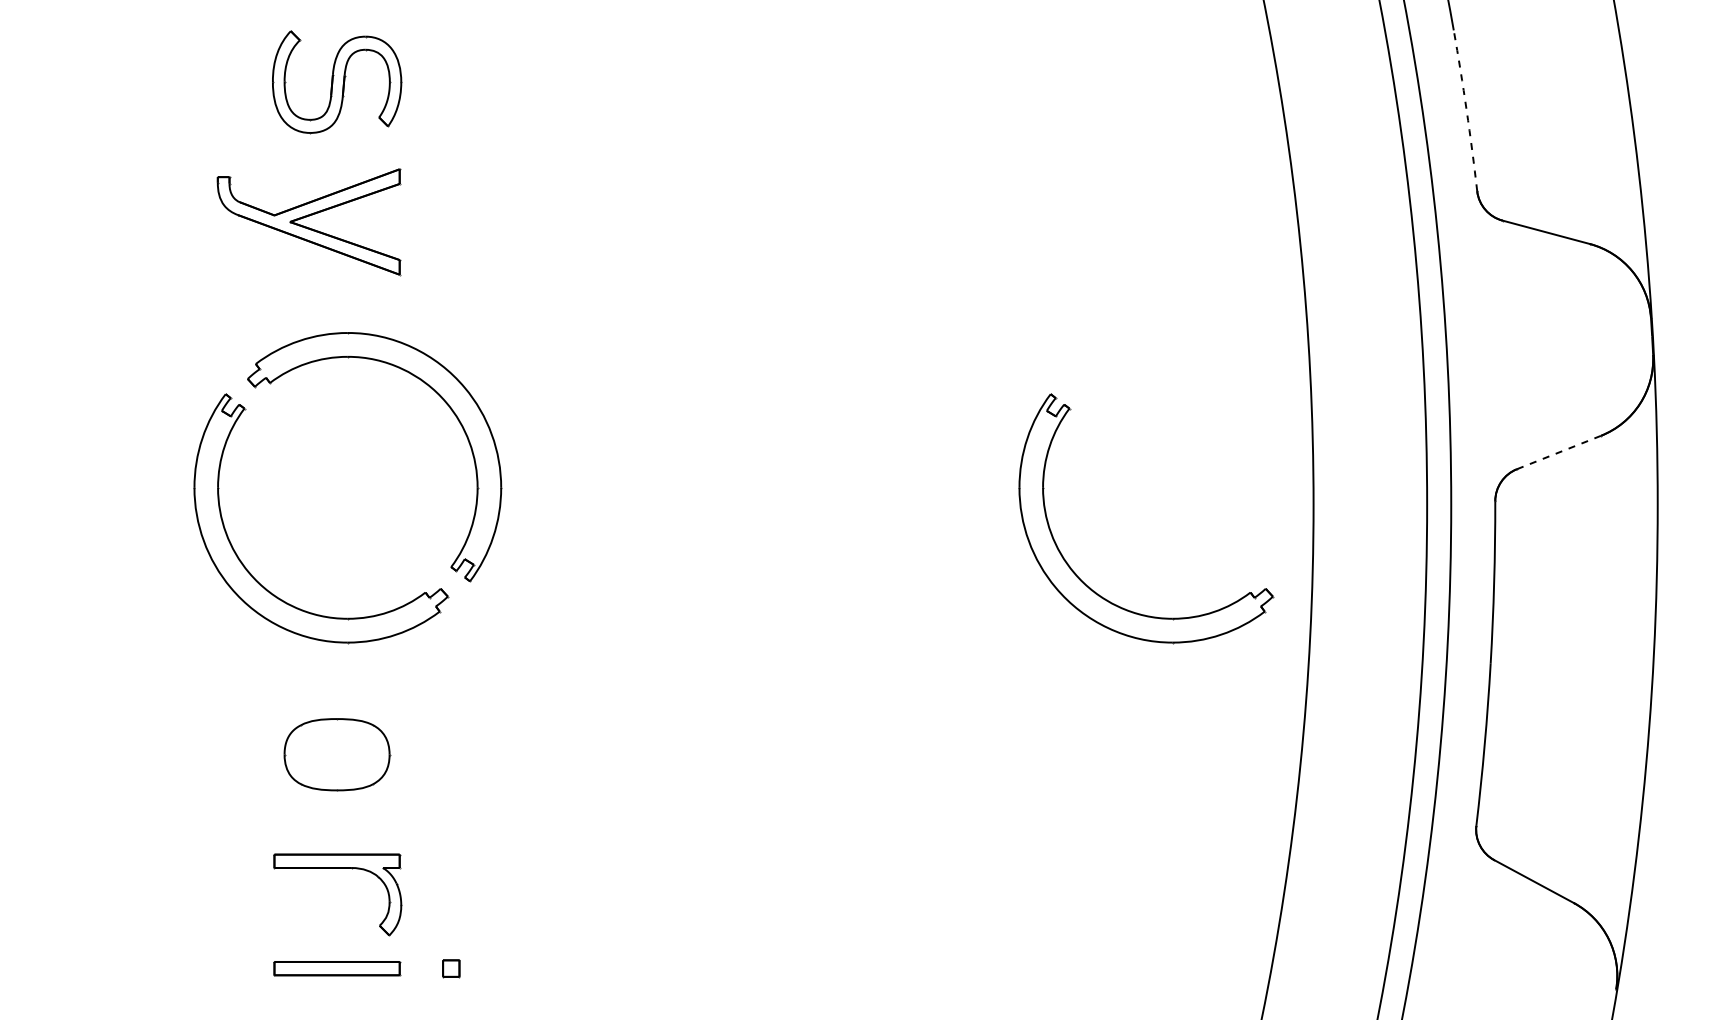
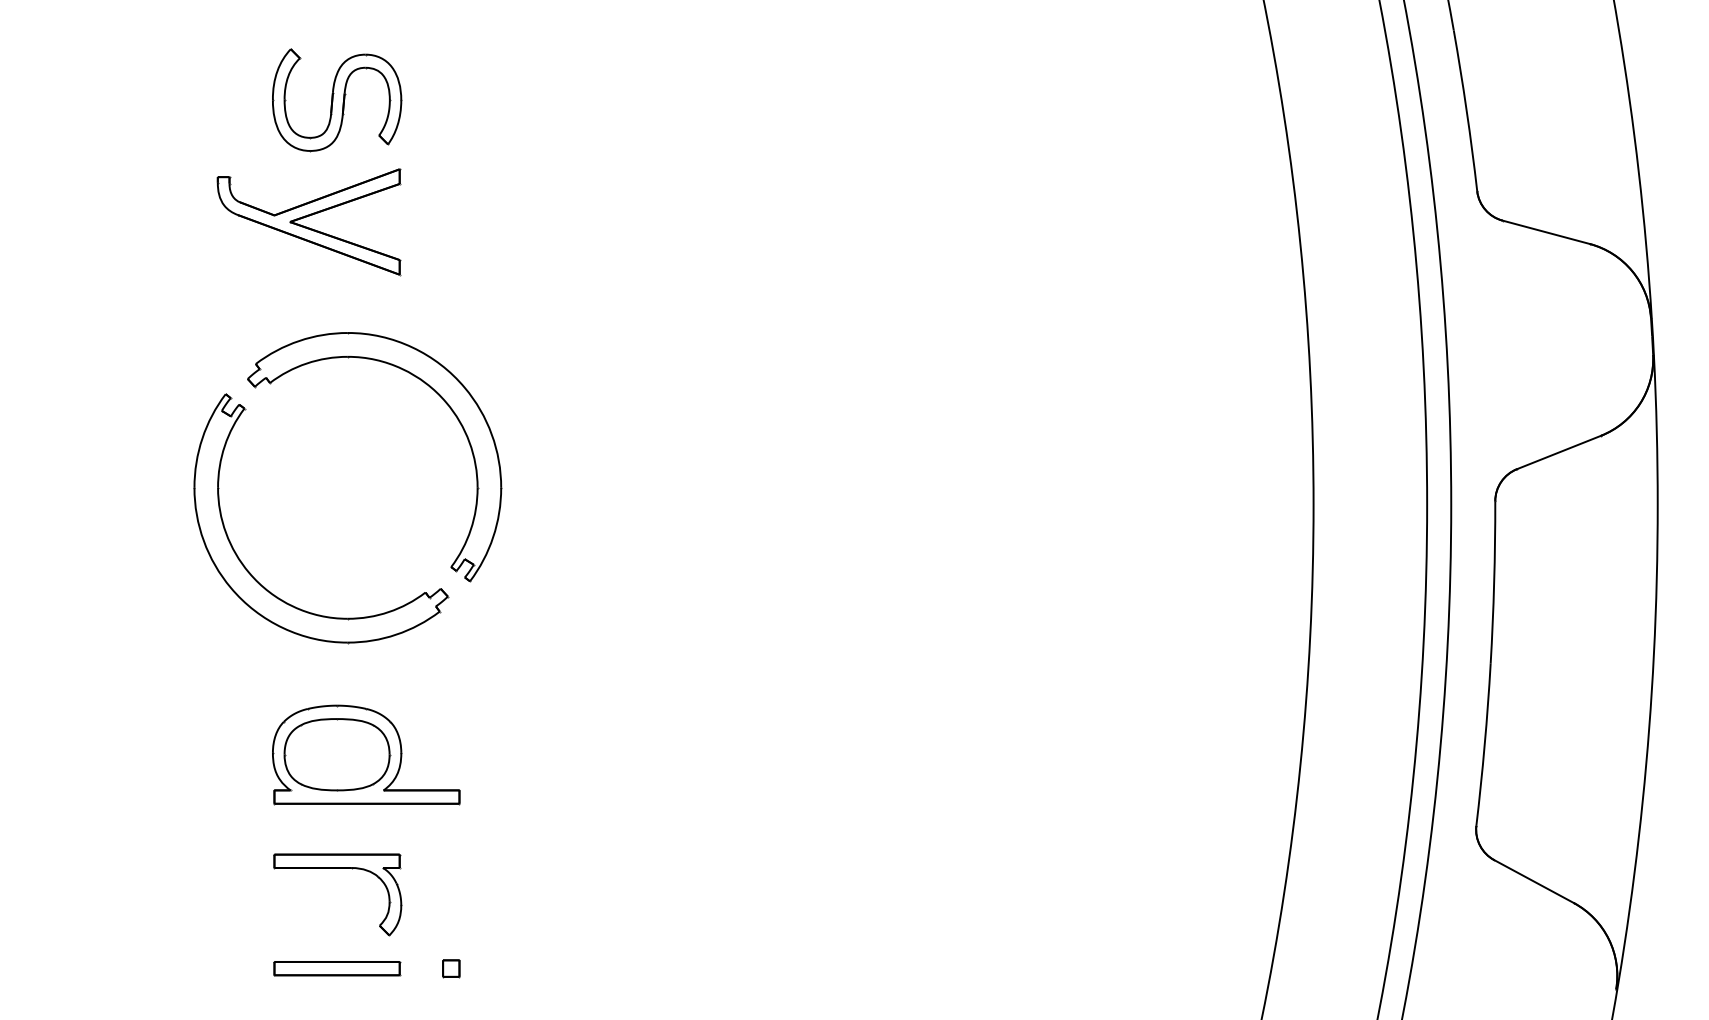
part position: (337, 82) -> (337, 100) (337, 100)
arc: dashed -> solid (1466, 110)
line: dashed -> solid (1559, 452)
part: present -> none (1089, 586)
part: none -> present (366, 754)
